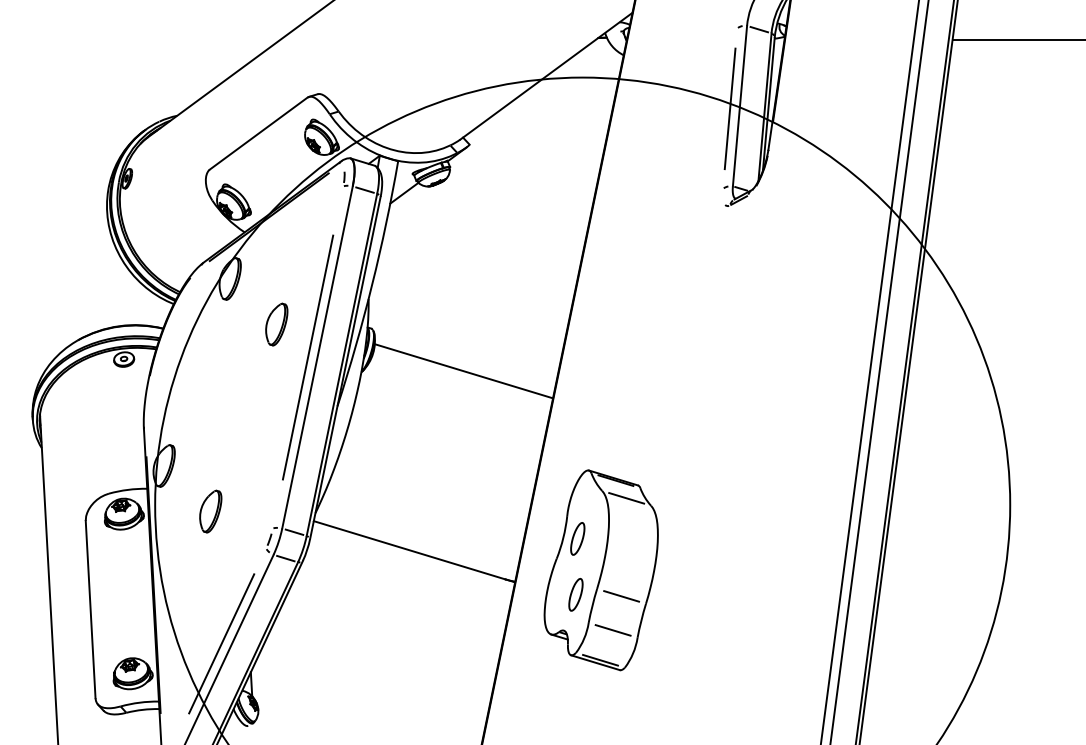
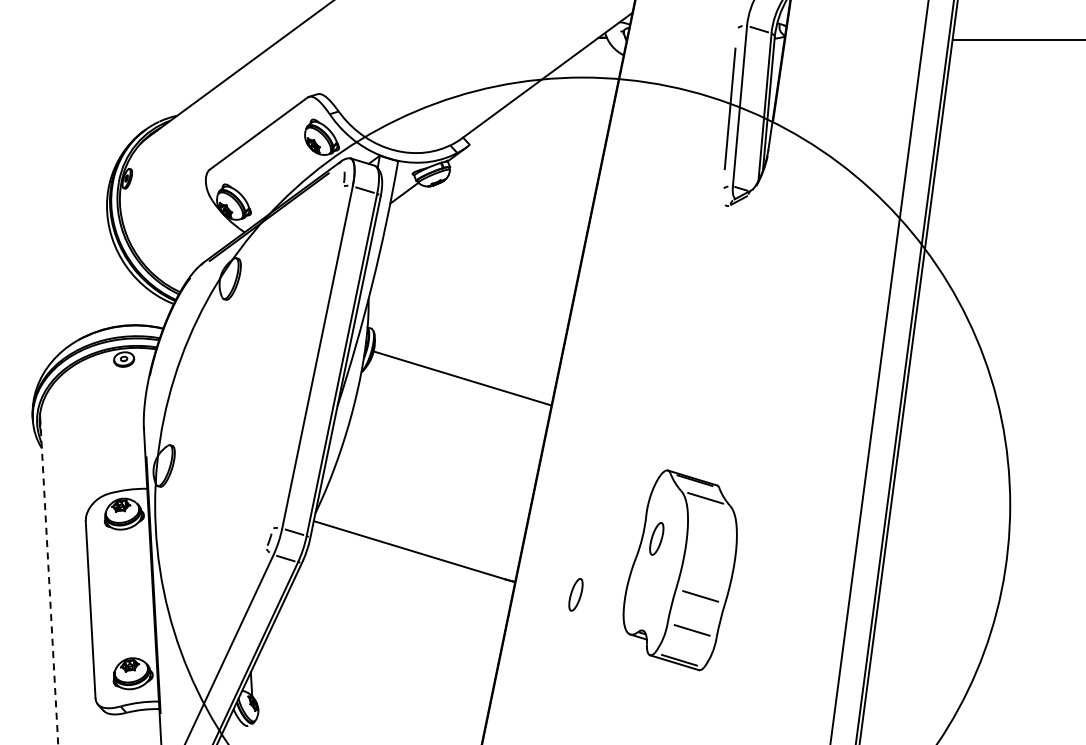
part: present -> none (276, 324)
line: present -> none (307, 357)
line position: (463, 371) -> (461, 378) (461, 378)
line: present -> none (869, 371)
part: present -> none (210, 511)
part position: (600, 570) -> (679, 570) (679, 570)
line: solid -> dashed (49, 580)
line: present -> none (221, 643)
